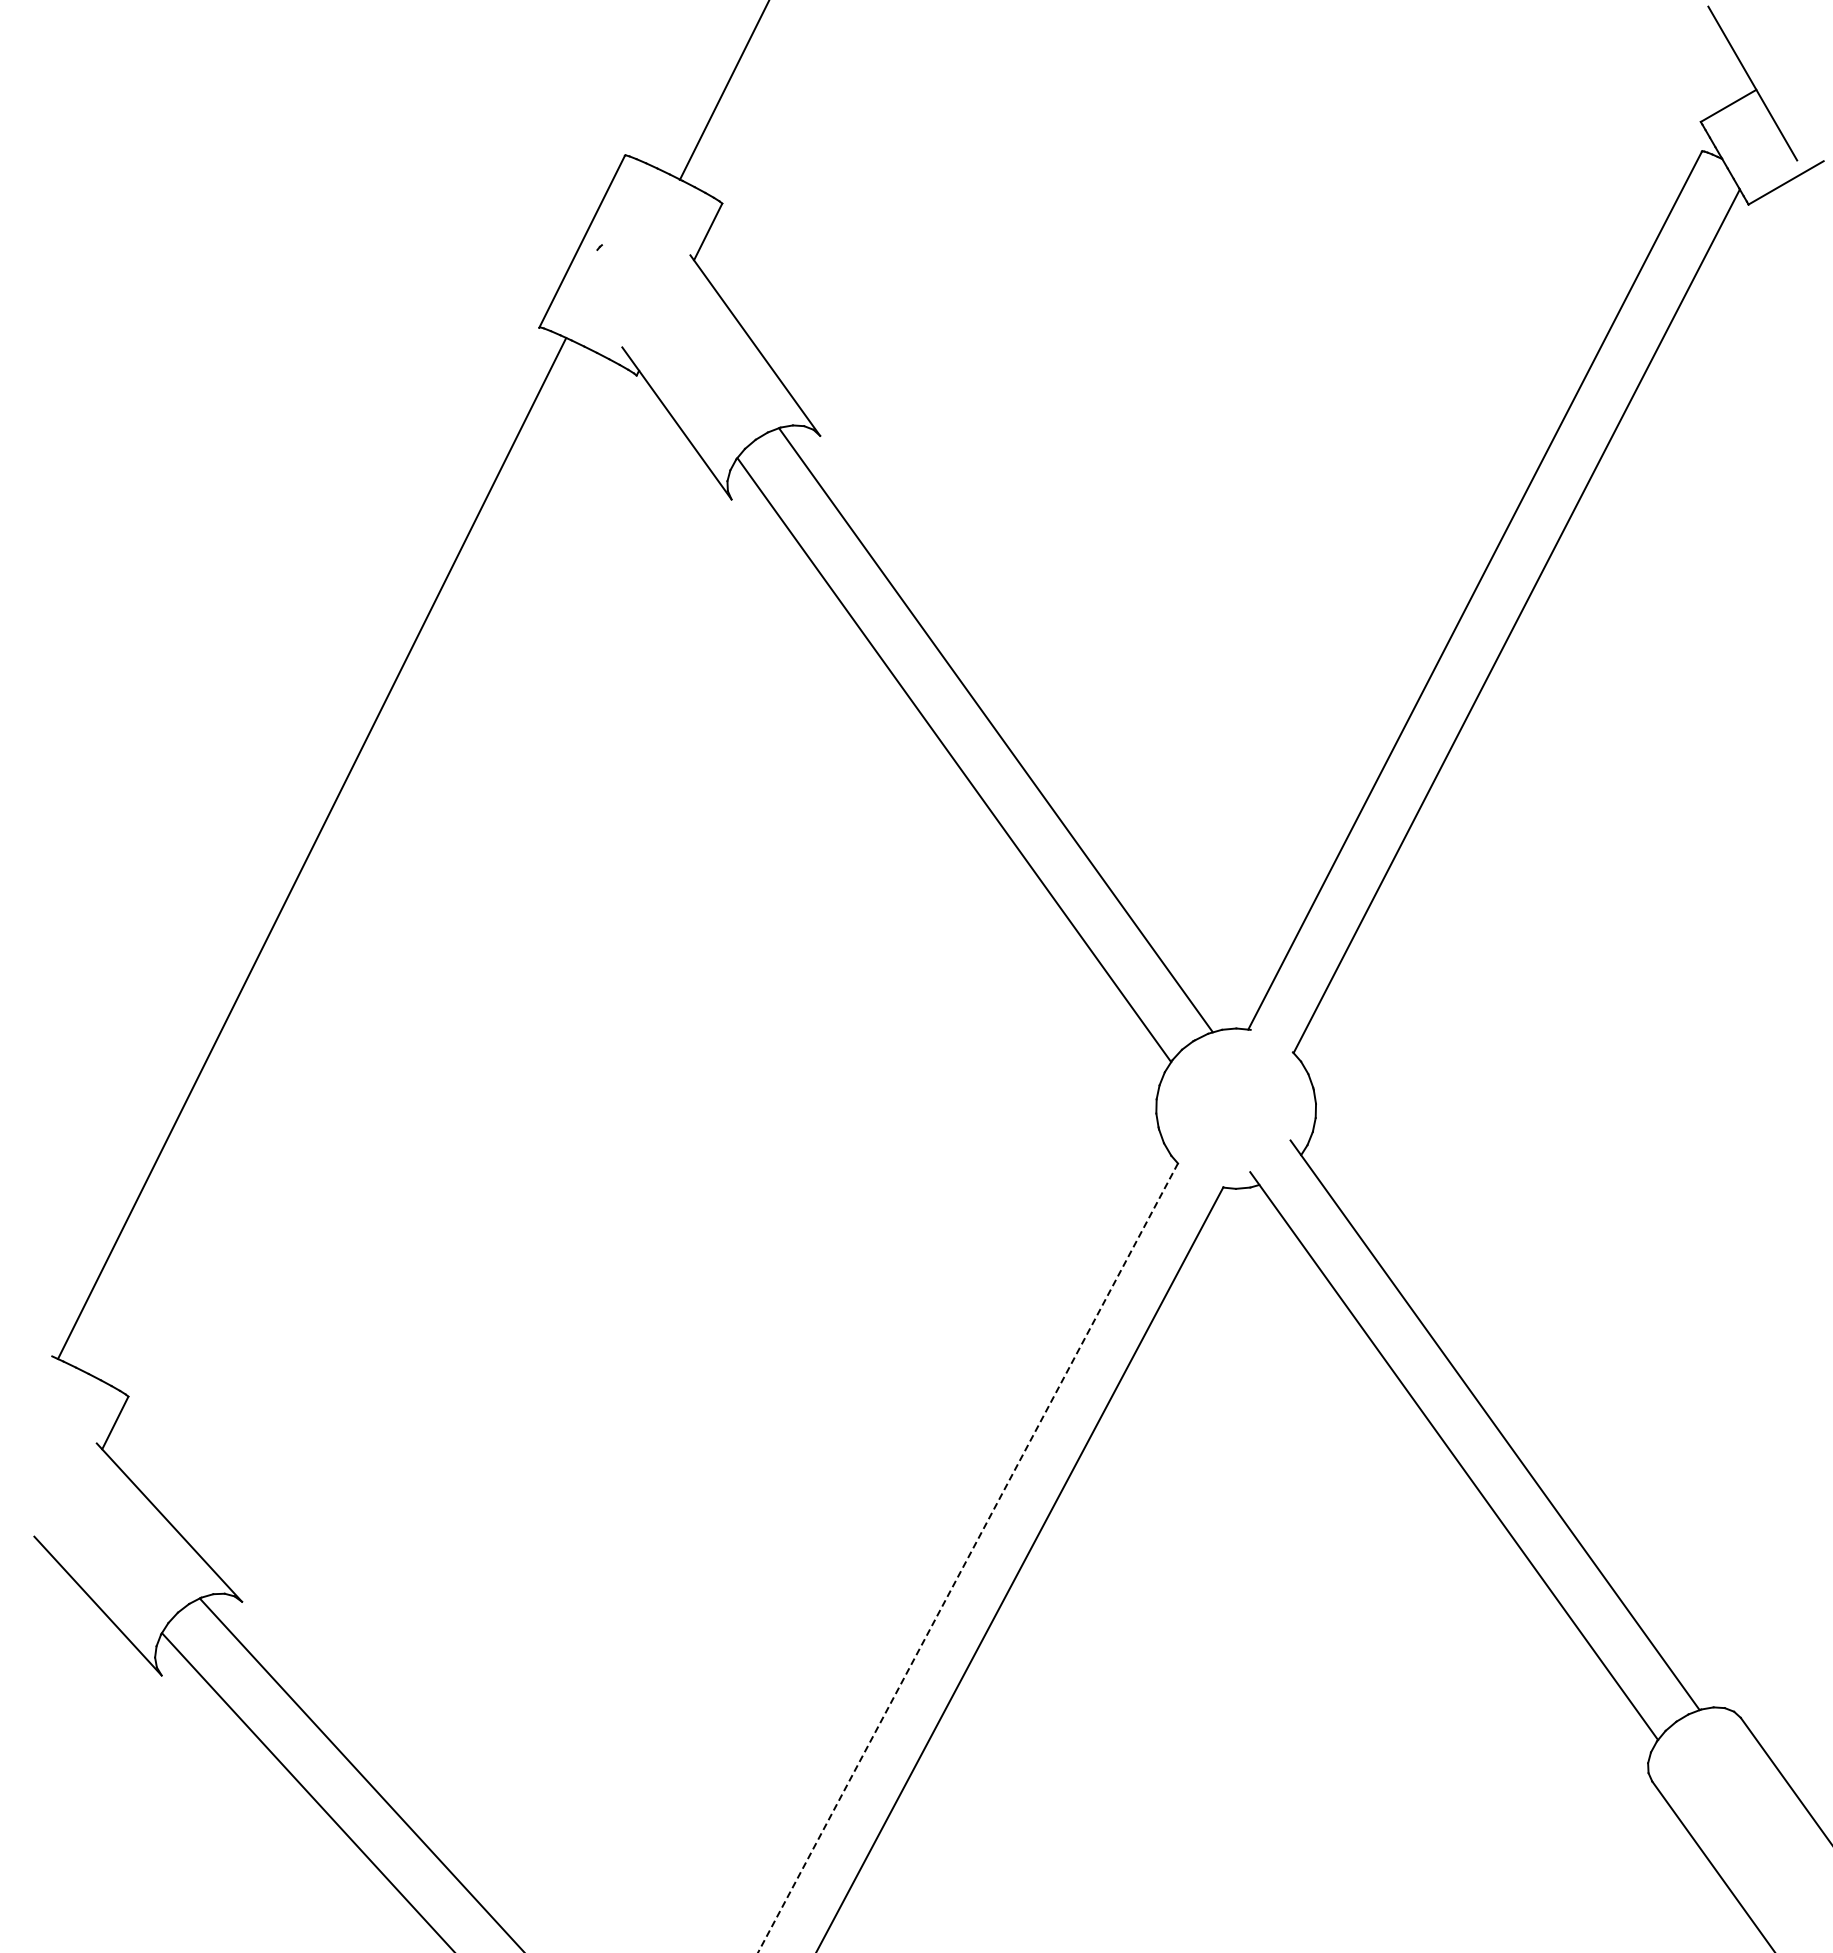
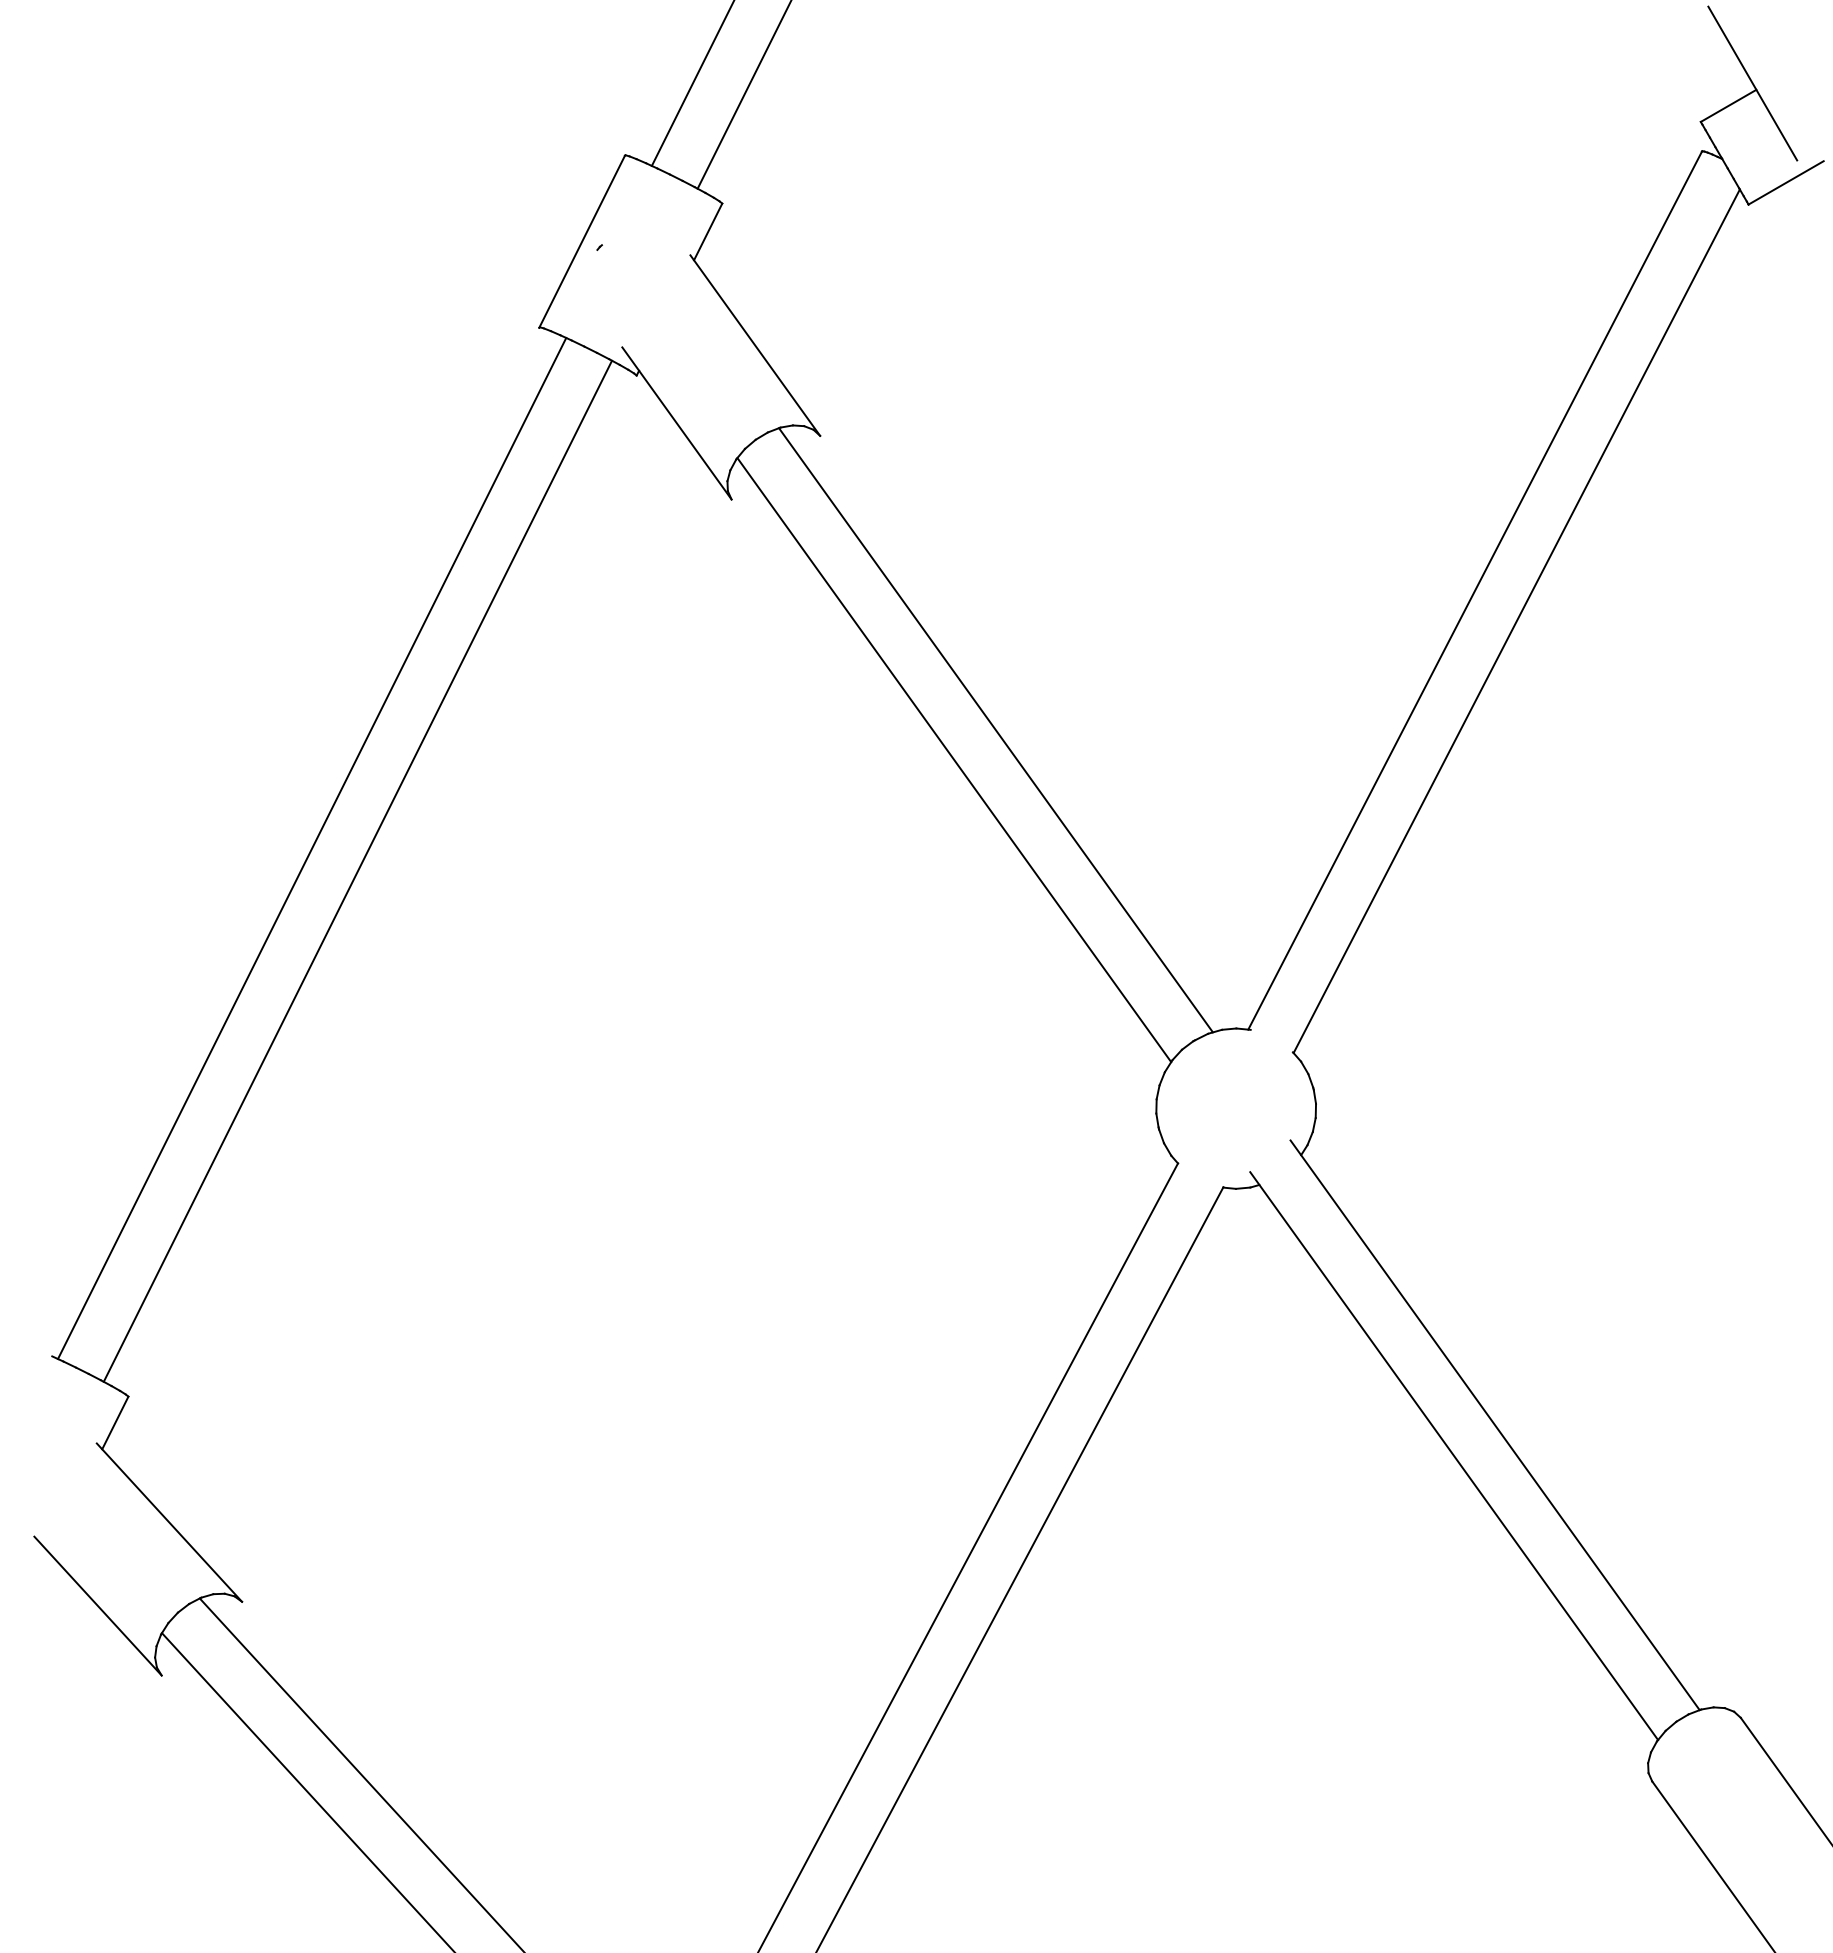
line position: (723, 90) -> (692, 83) (692, 83)
line: none -> present (743, 95)
line: none -> present (357, 870)
line: dashed -> solid (967, 1558)
